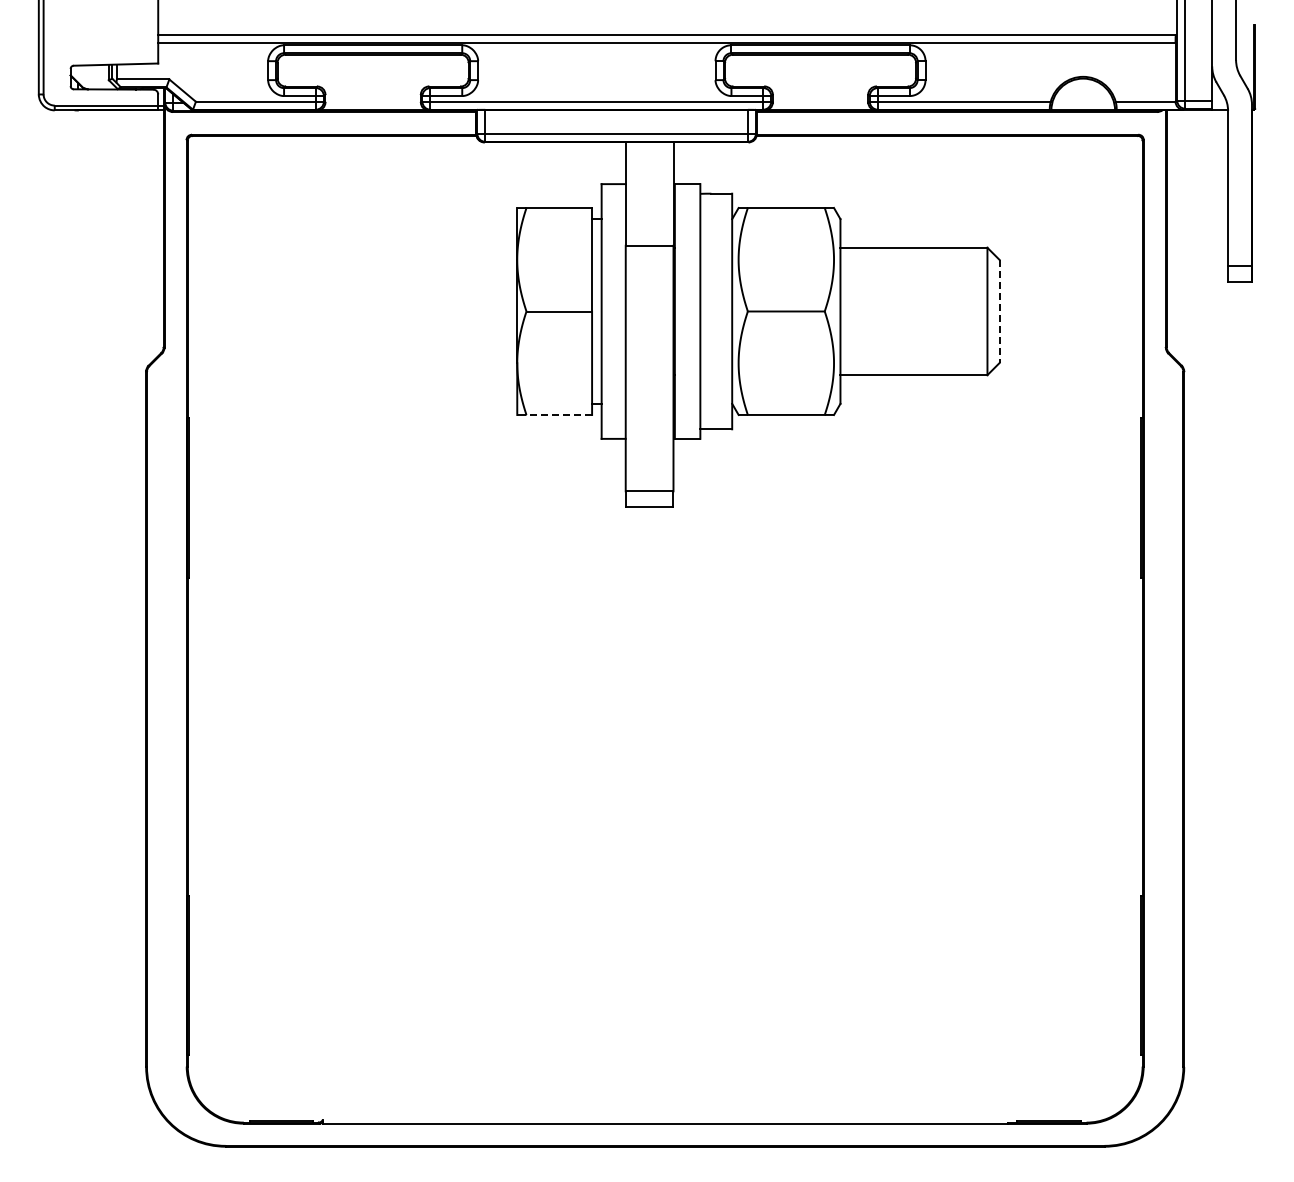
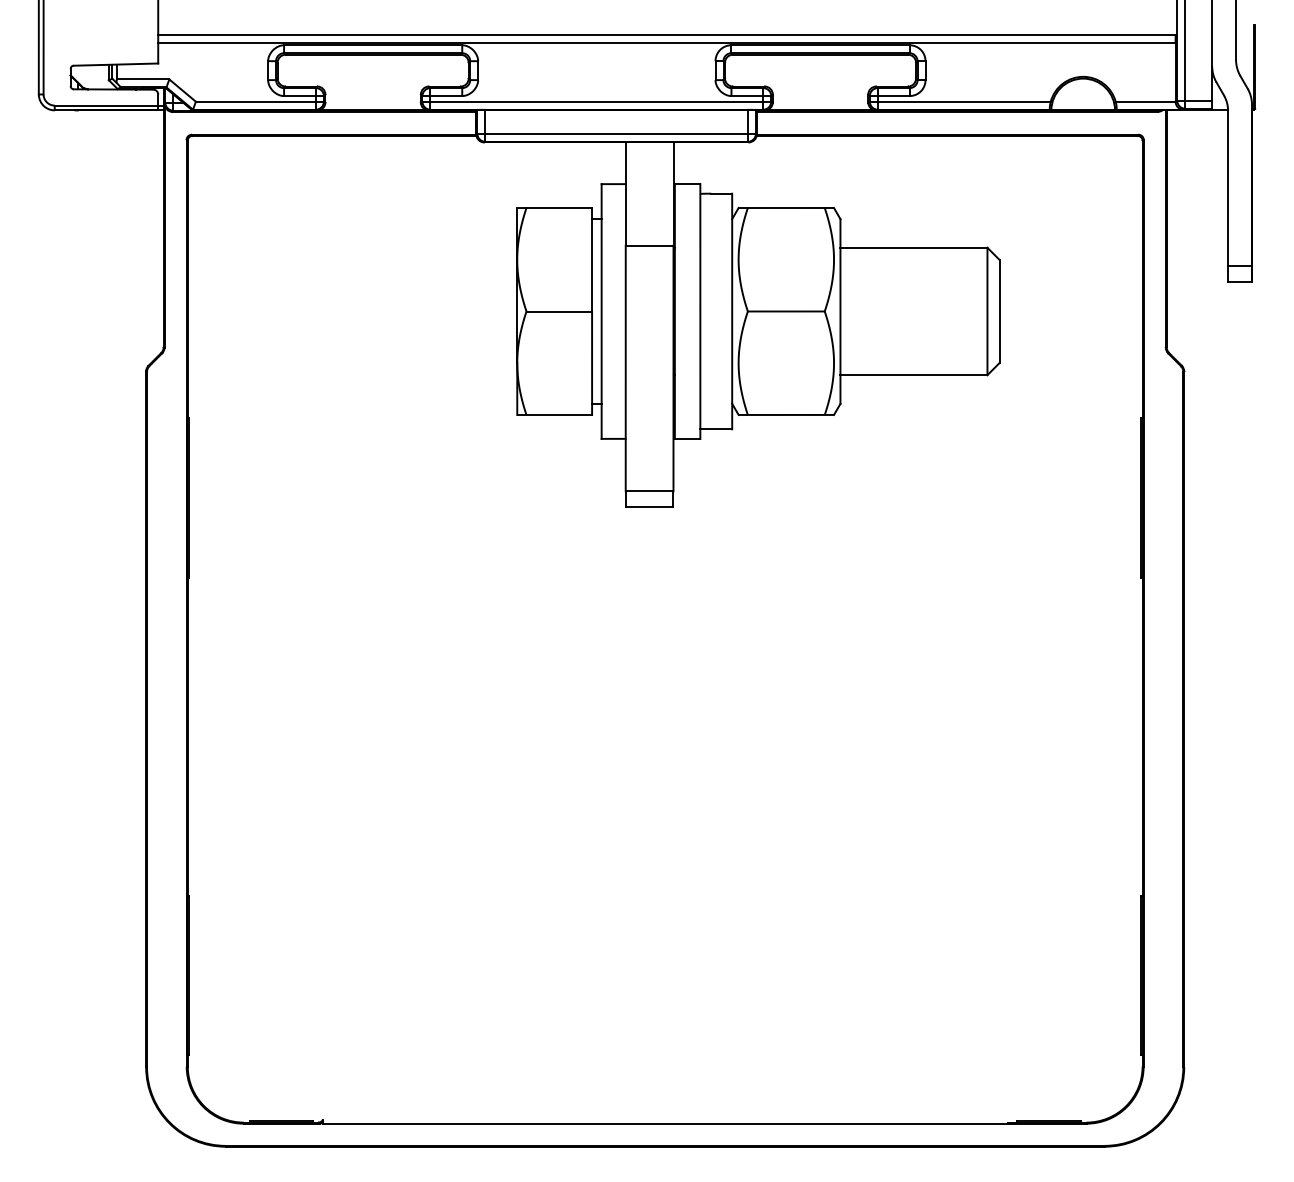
line: dashed -> solid (999, 311)
line: dashed -> solid (559, 415)
